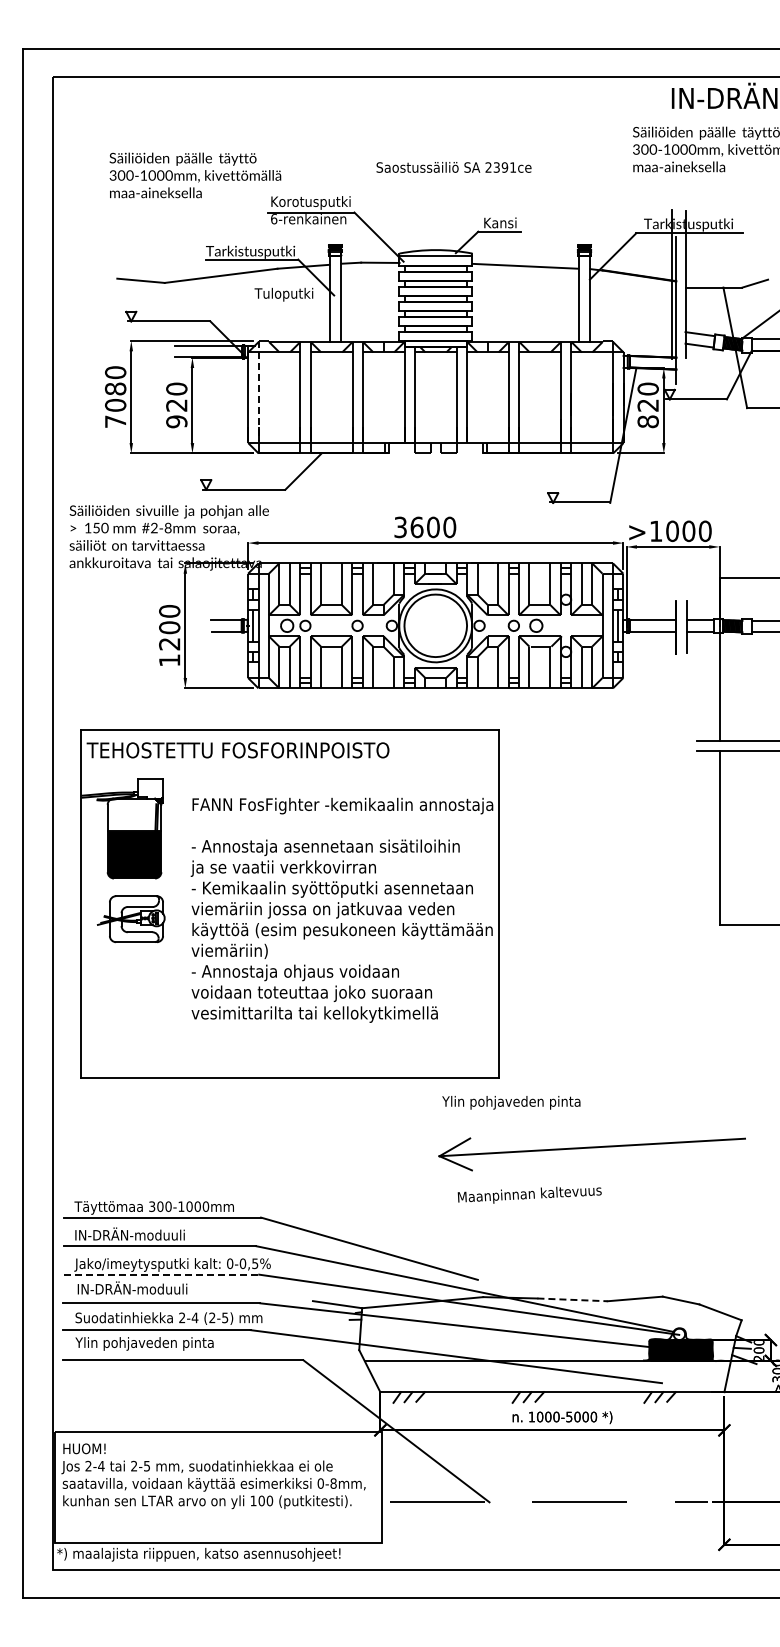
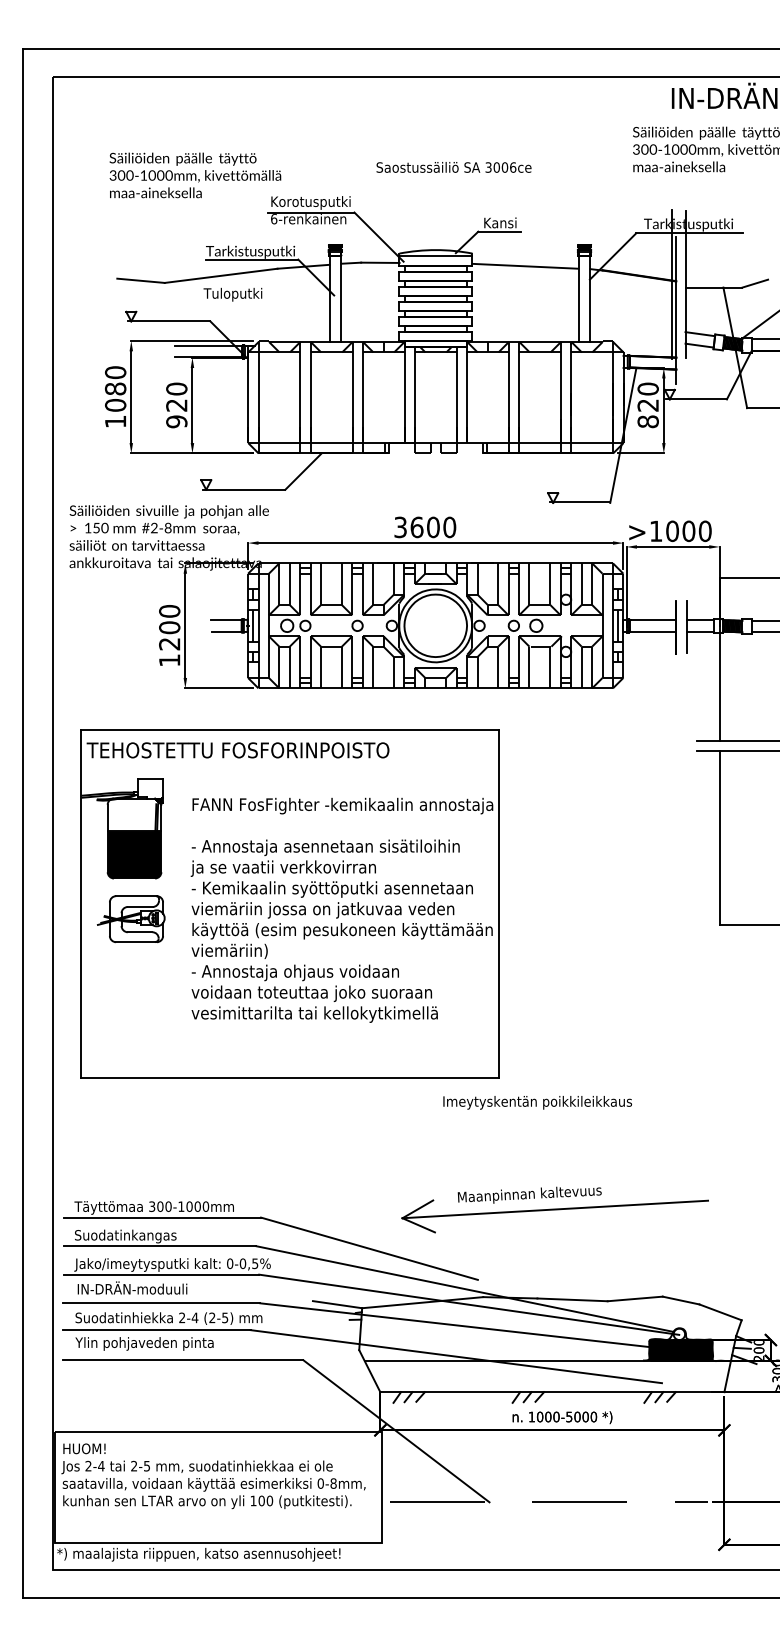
text: 2391ce -> 3006ce (500, 167)
text position: (283, 294) -> (232, 294) (232, 294)
line: dashed -> solid (258, 390)
text: 7080 -> 1080 (115, 421)
text: Ylin pohjaveden pinta -> Imeytyskentän poikkileikkaus (537, 1102)
part position: (591, 1154) -> (554, 1216) (554, 1216)
text: IN-DRÄN-moduuli -> Suodatinkangas (129, 1235)
line: dashed -> solid (161, 1274)
line: dashed -> solid (573, 1299)
